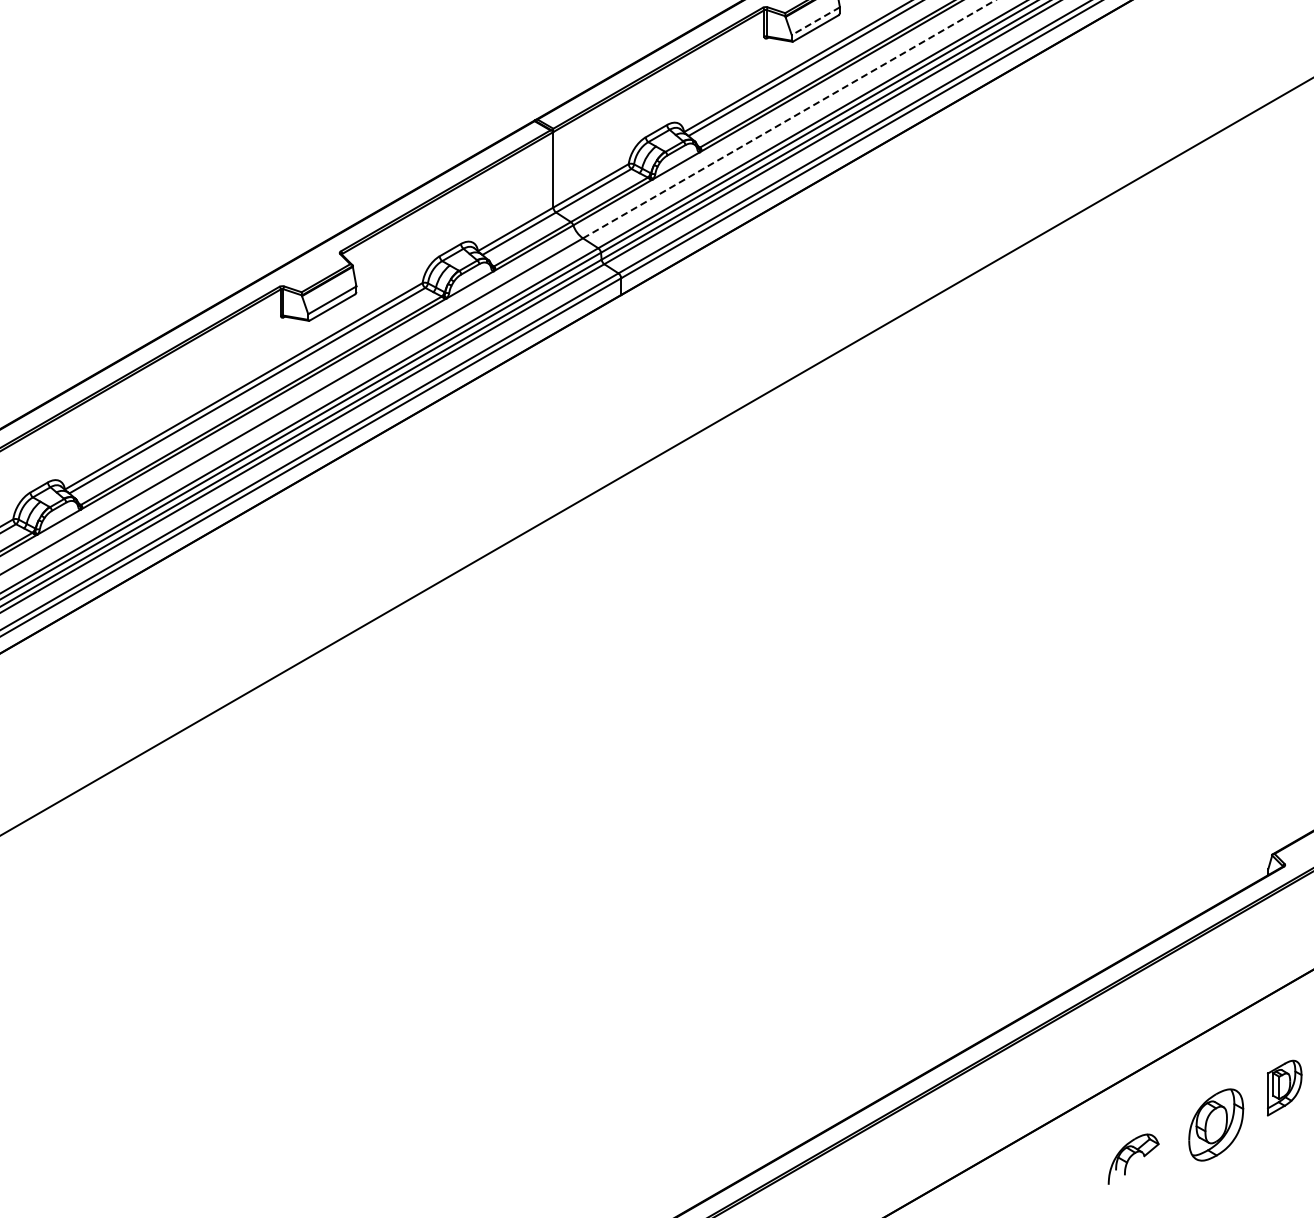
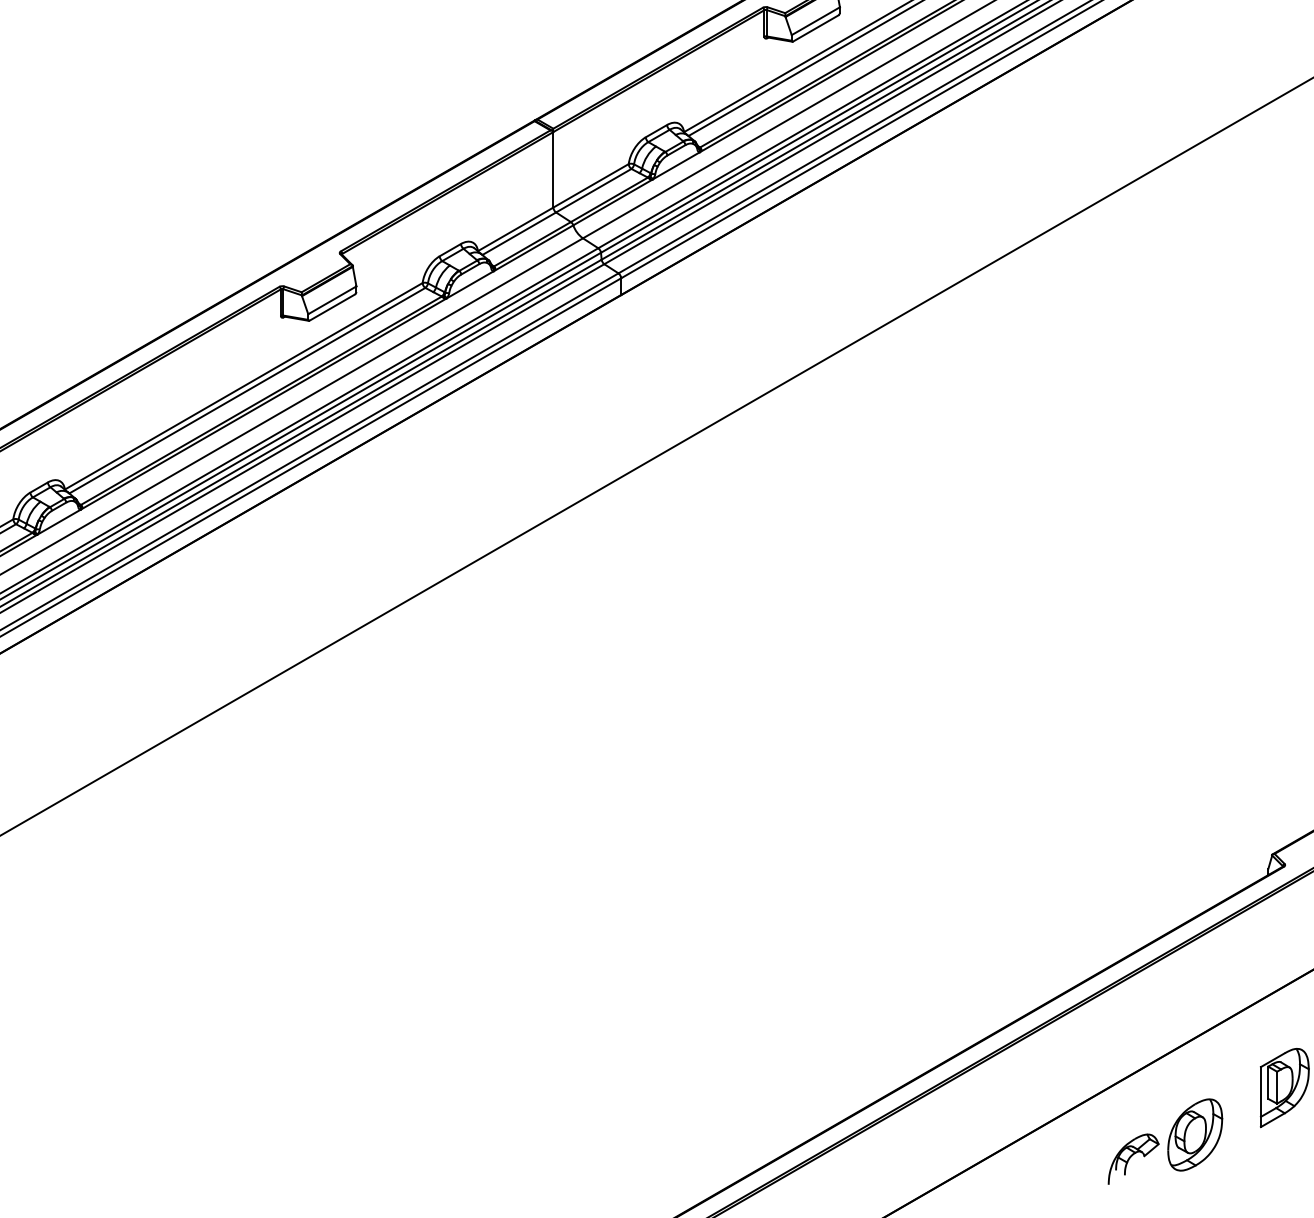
line: dashed -> solid (815, 21)
line: dashed -> solid (789, 119)
part size: 36x58 px -> 51x81 px (1284, 1088)
part position: (1216, 1124) -> (1195, 1134) (1195, 1134)
